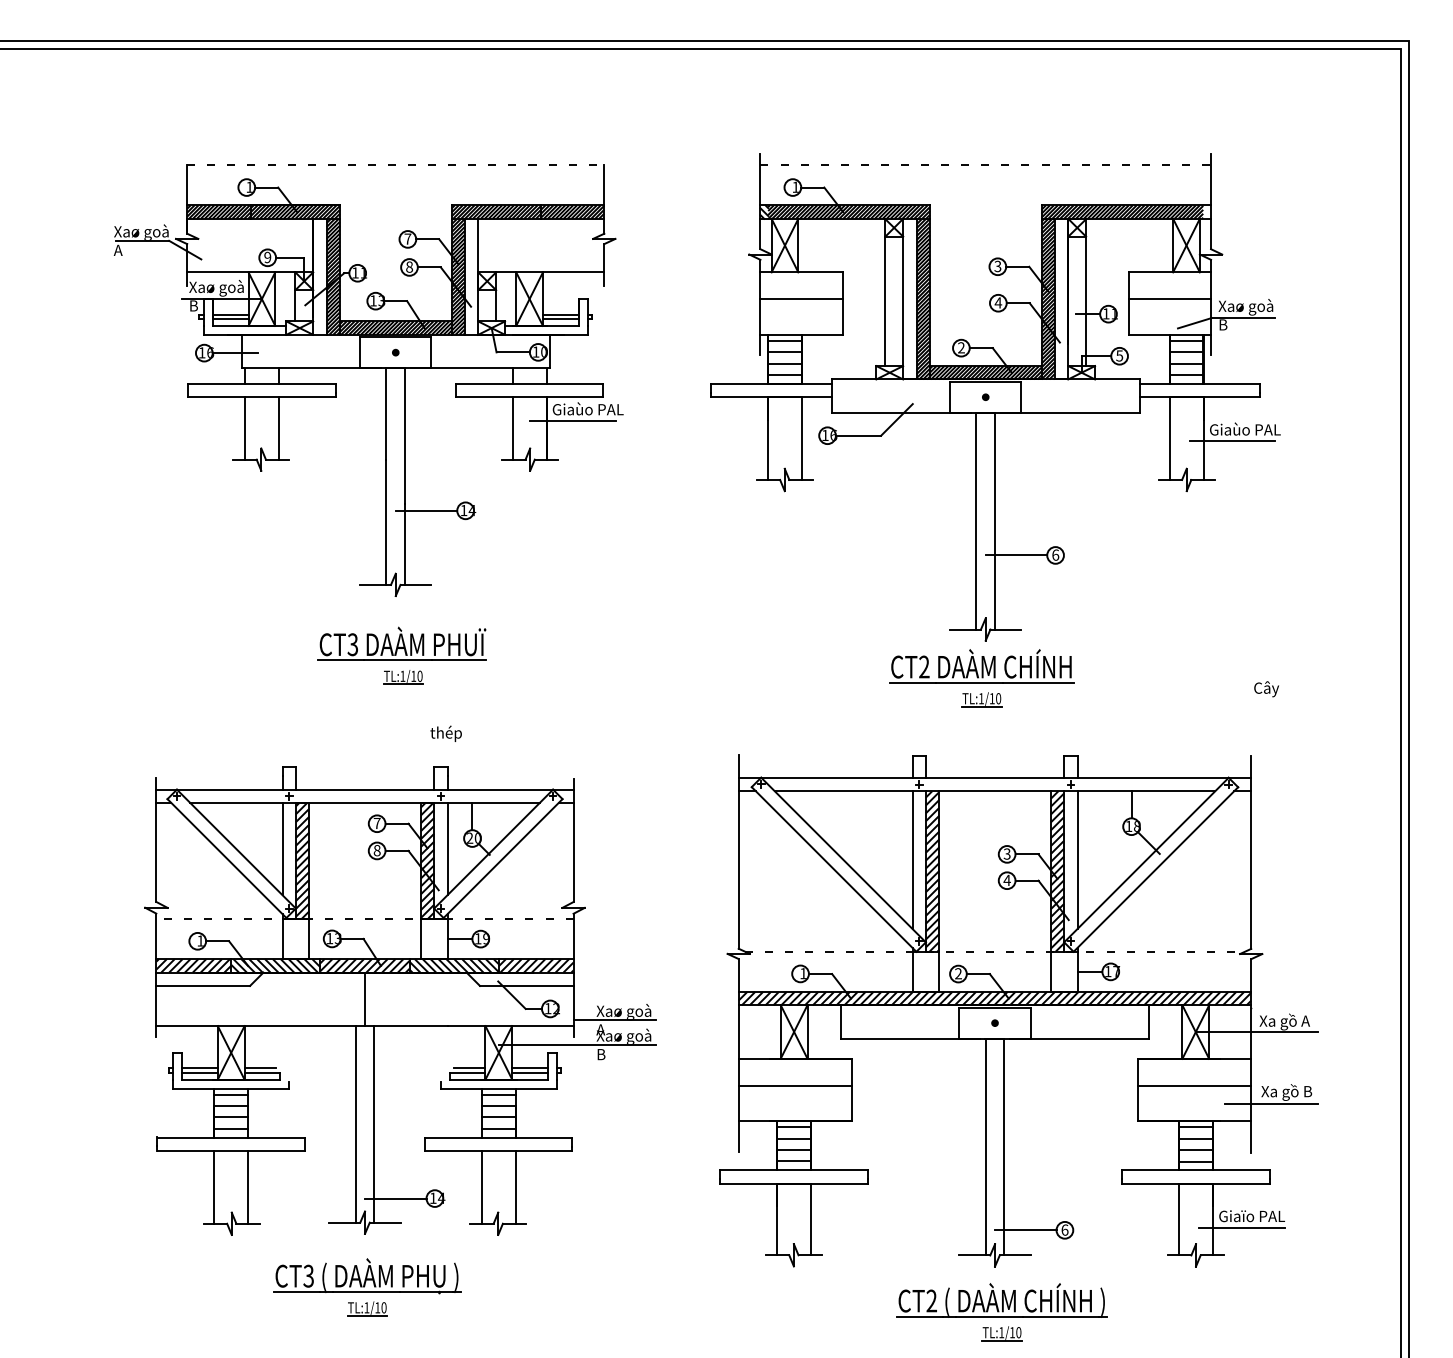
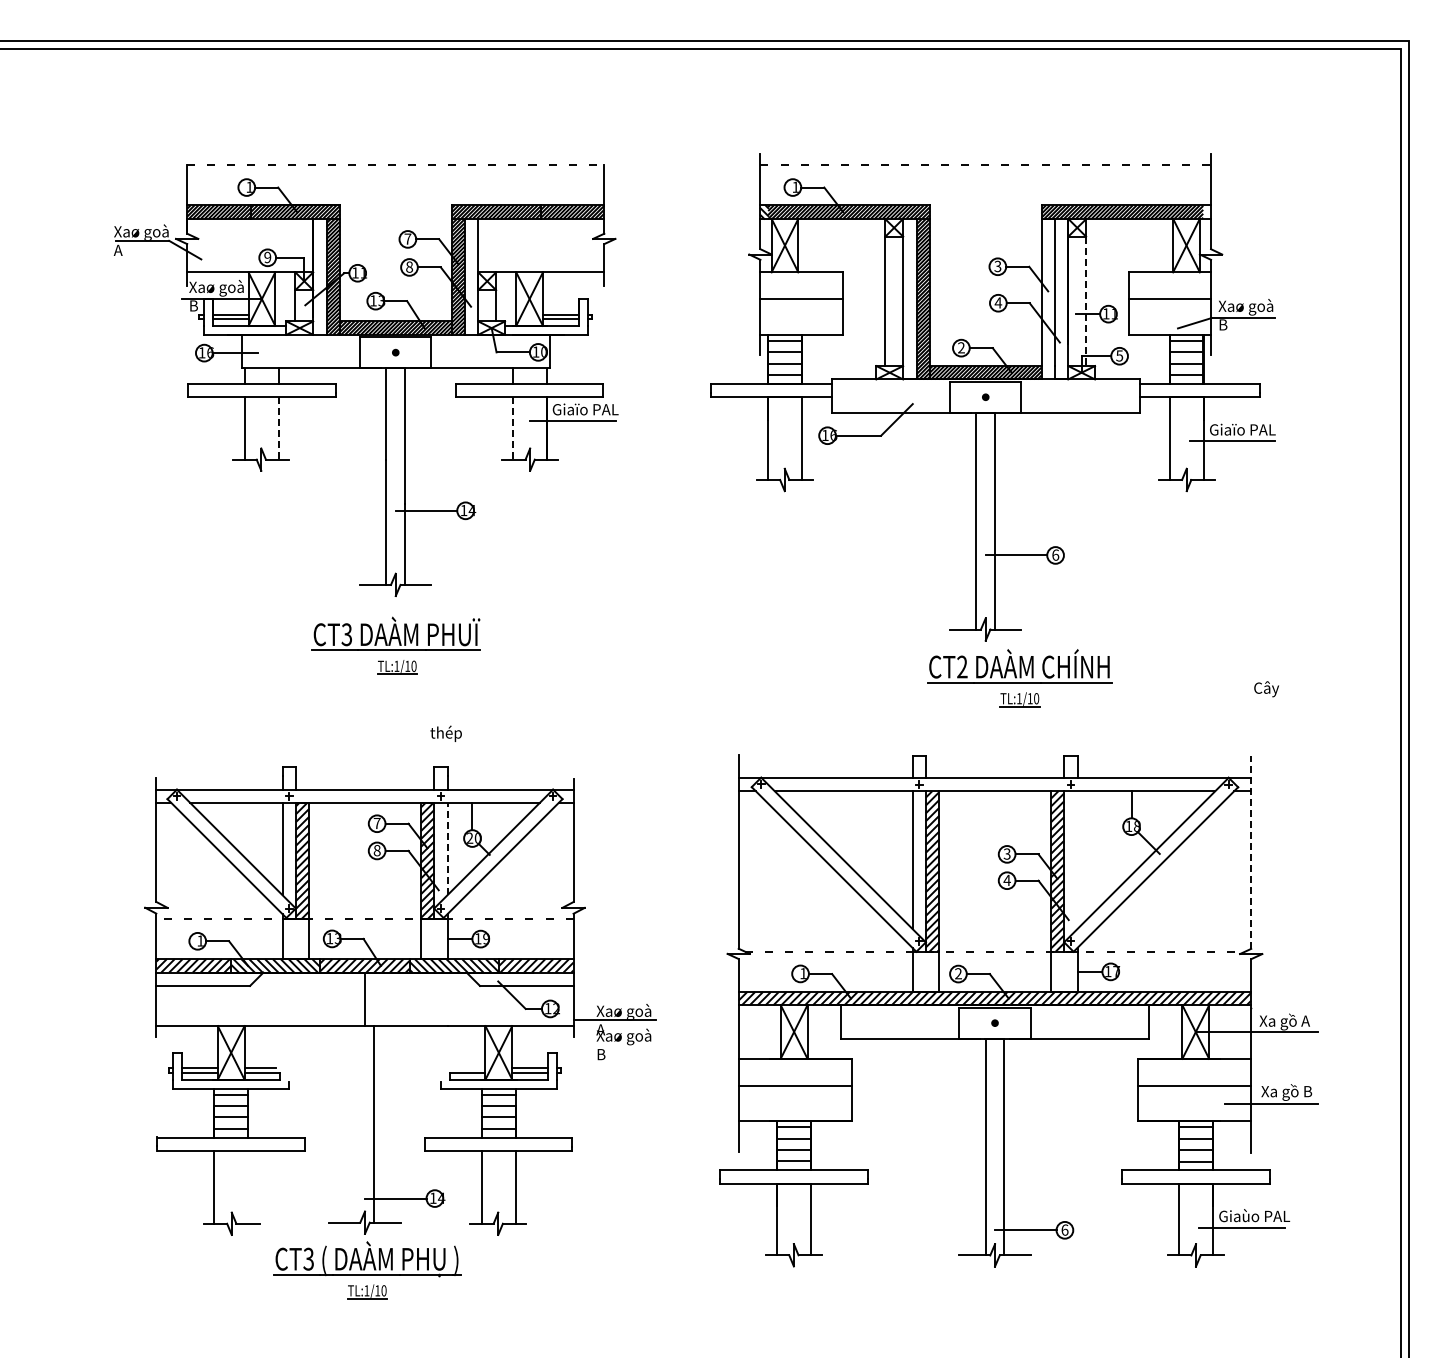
hatch: present -> none (1047, 298)
line: solid -> dashed (1086, 301)
text: Giaùo PAL -> Giaïo PAL (598, 408)
line: solid -> dashed (278, 428)
line: solid -> dashed (512, 428)
text: Giaùo PAL -> Giaïo PAL (1256, 428)
part position: (401, 655) -> (395, 645) (395, 645)
part position: (981, 678) -> (1019, 678) (1019, 678)
line: solid -> dashed (447, 848)
line: solid -> dashed (1251, 852)
line: present -> none (1077, 859)
line: present -> none (577, 1045)
line: present -> none (469, 1068)
line: present -> none (355, 1124)
line: present -> none (248, 1187)
text: Giaïo PAL -> Giaùo PAL (1265, 1215)
part position: (367, 1287) -> (367, 1270) (367, 1270)
part: present -> none (1001, 1312)
